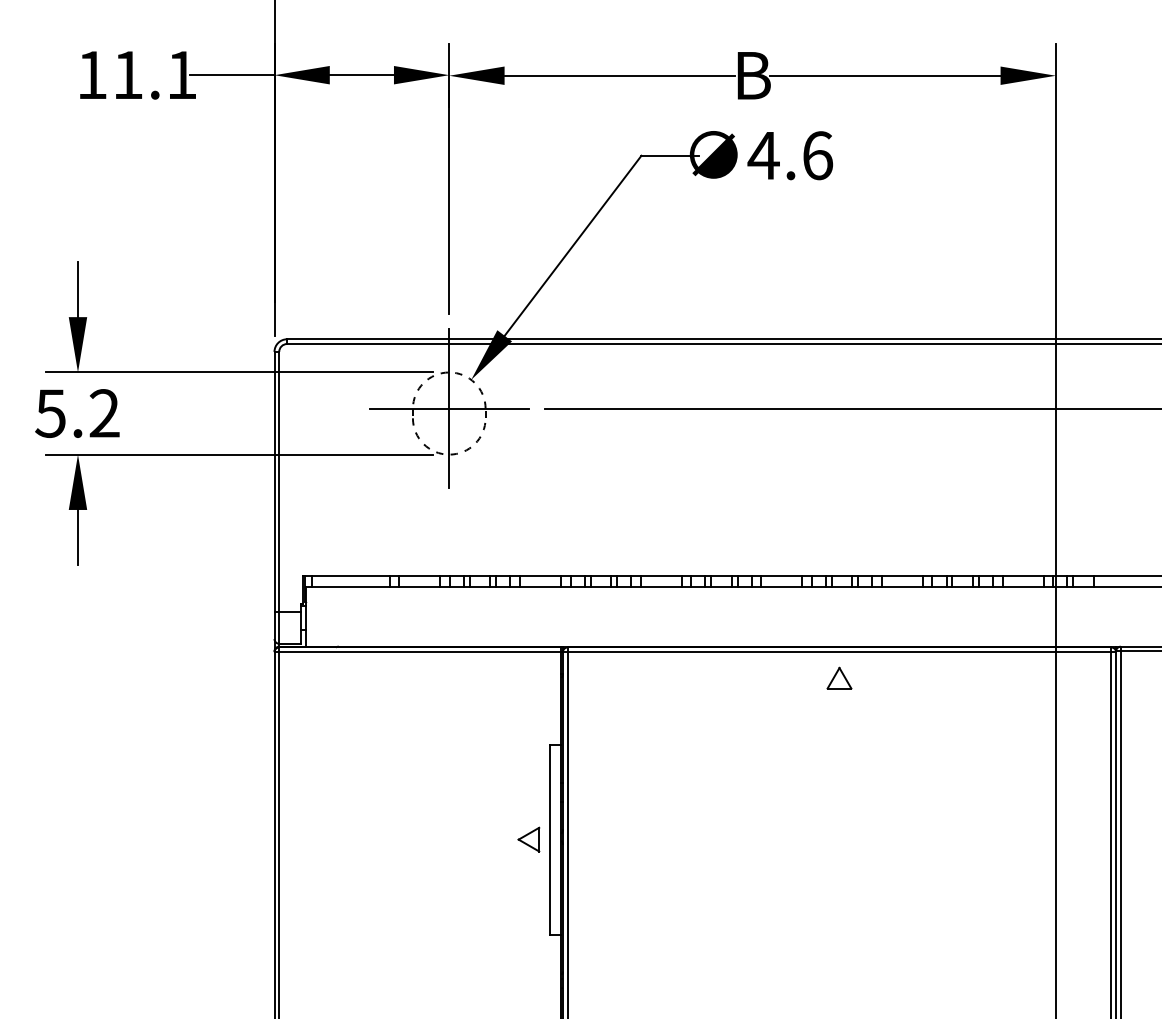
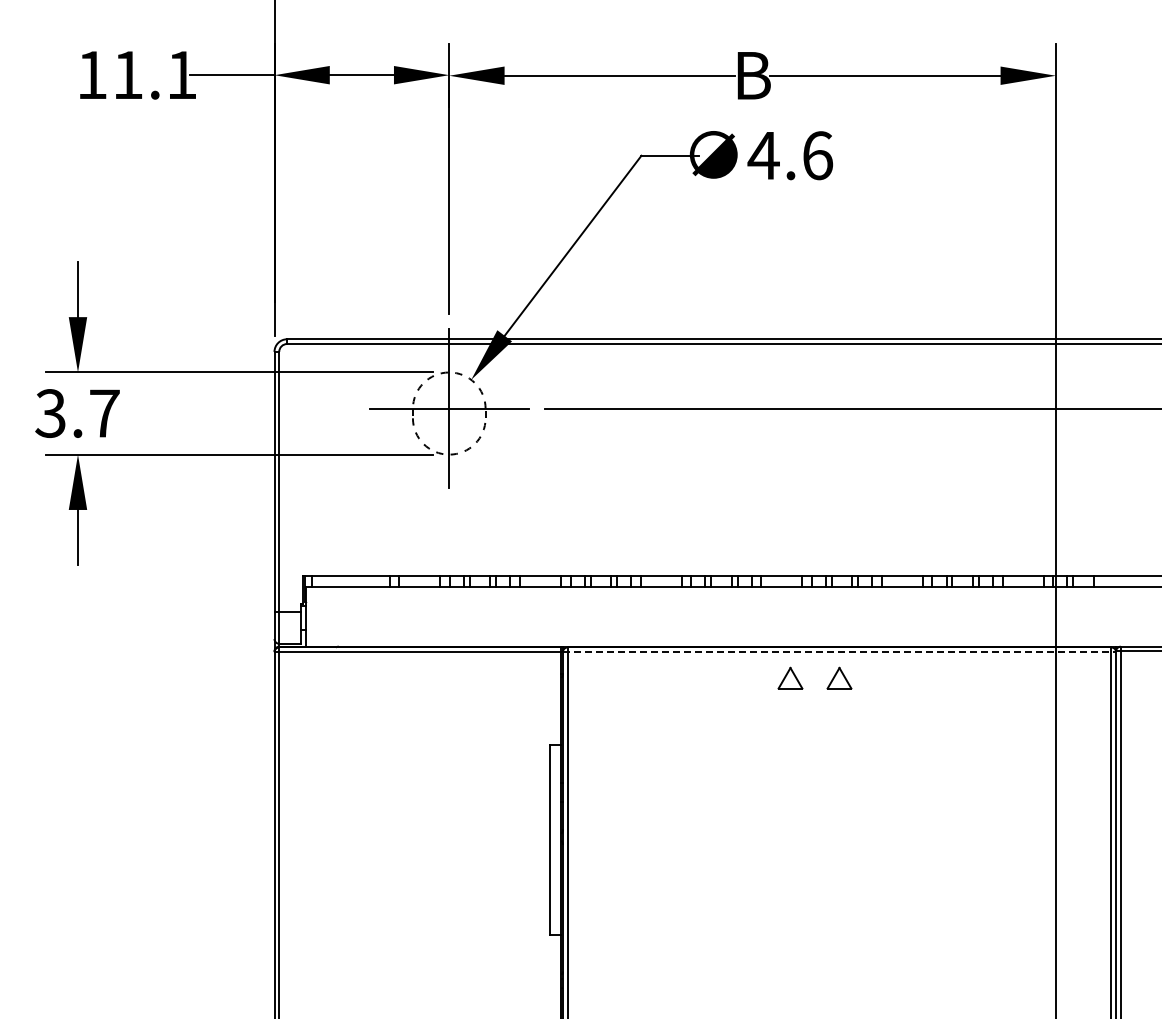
text: 5.2 -> 3.7 (77, 413)
line: solid -> dashed (839, 652)
part: none -> present (790, 677)
part: present -> none (528, 839)
